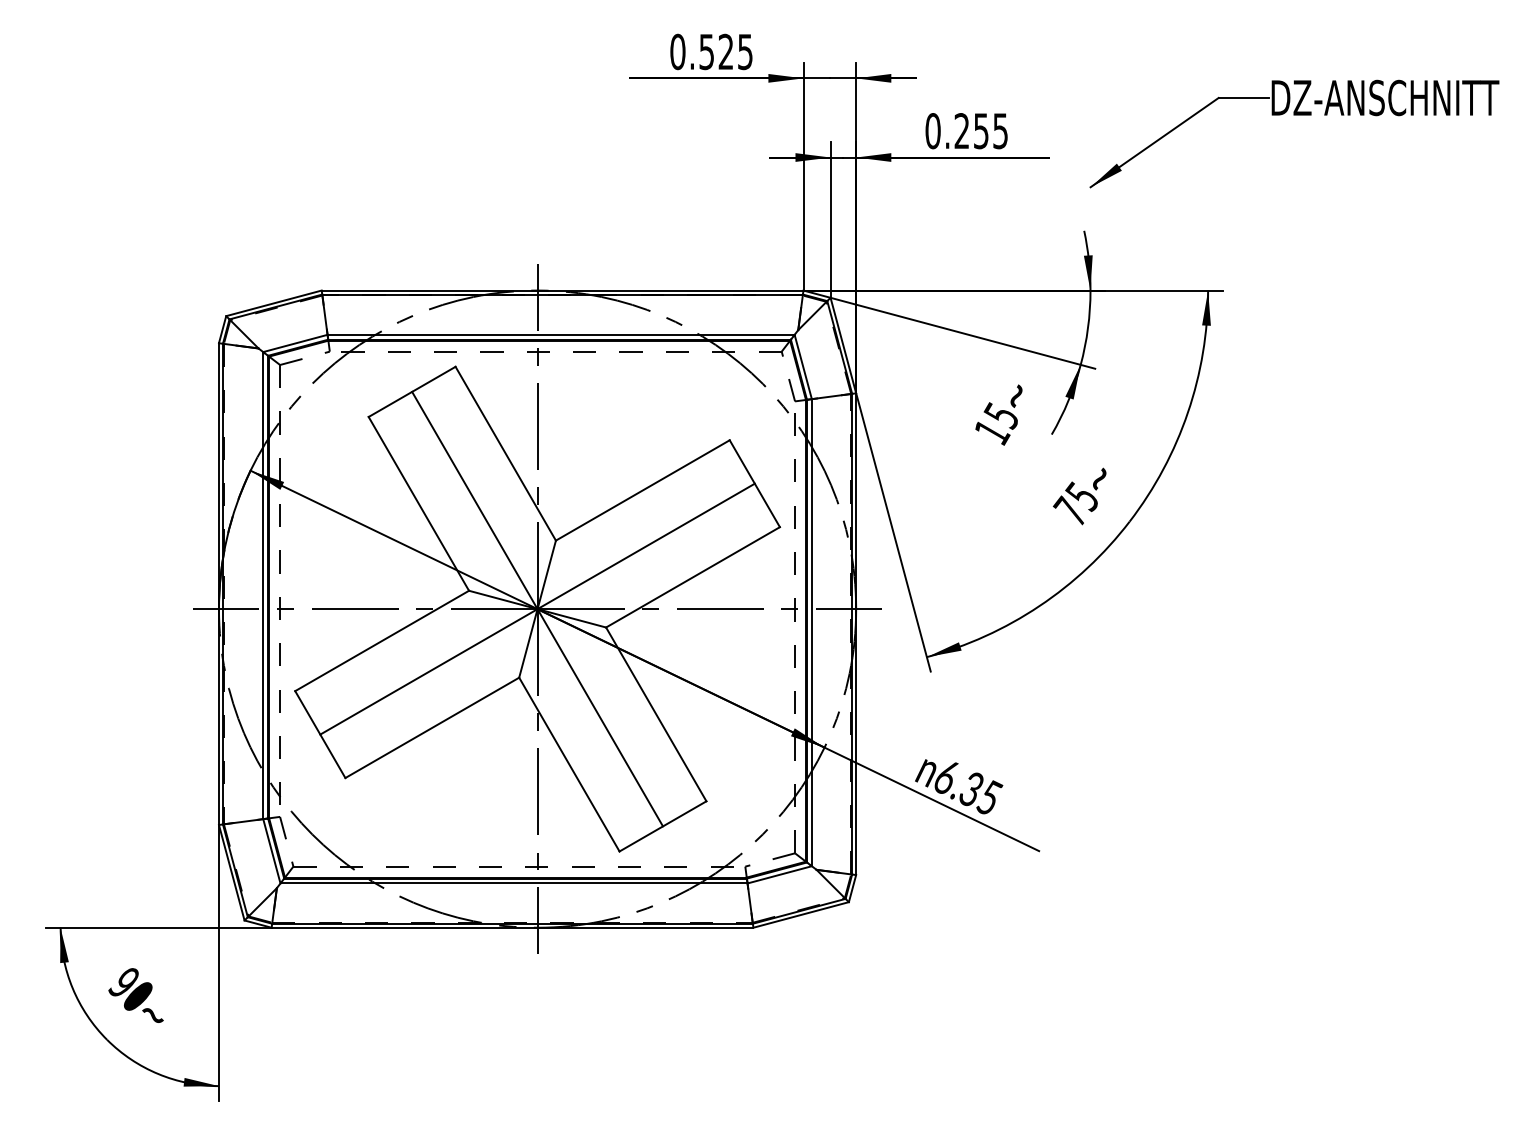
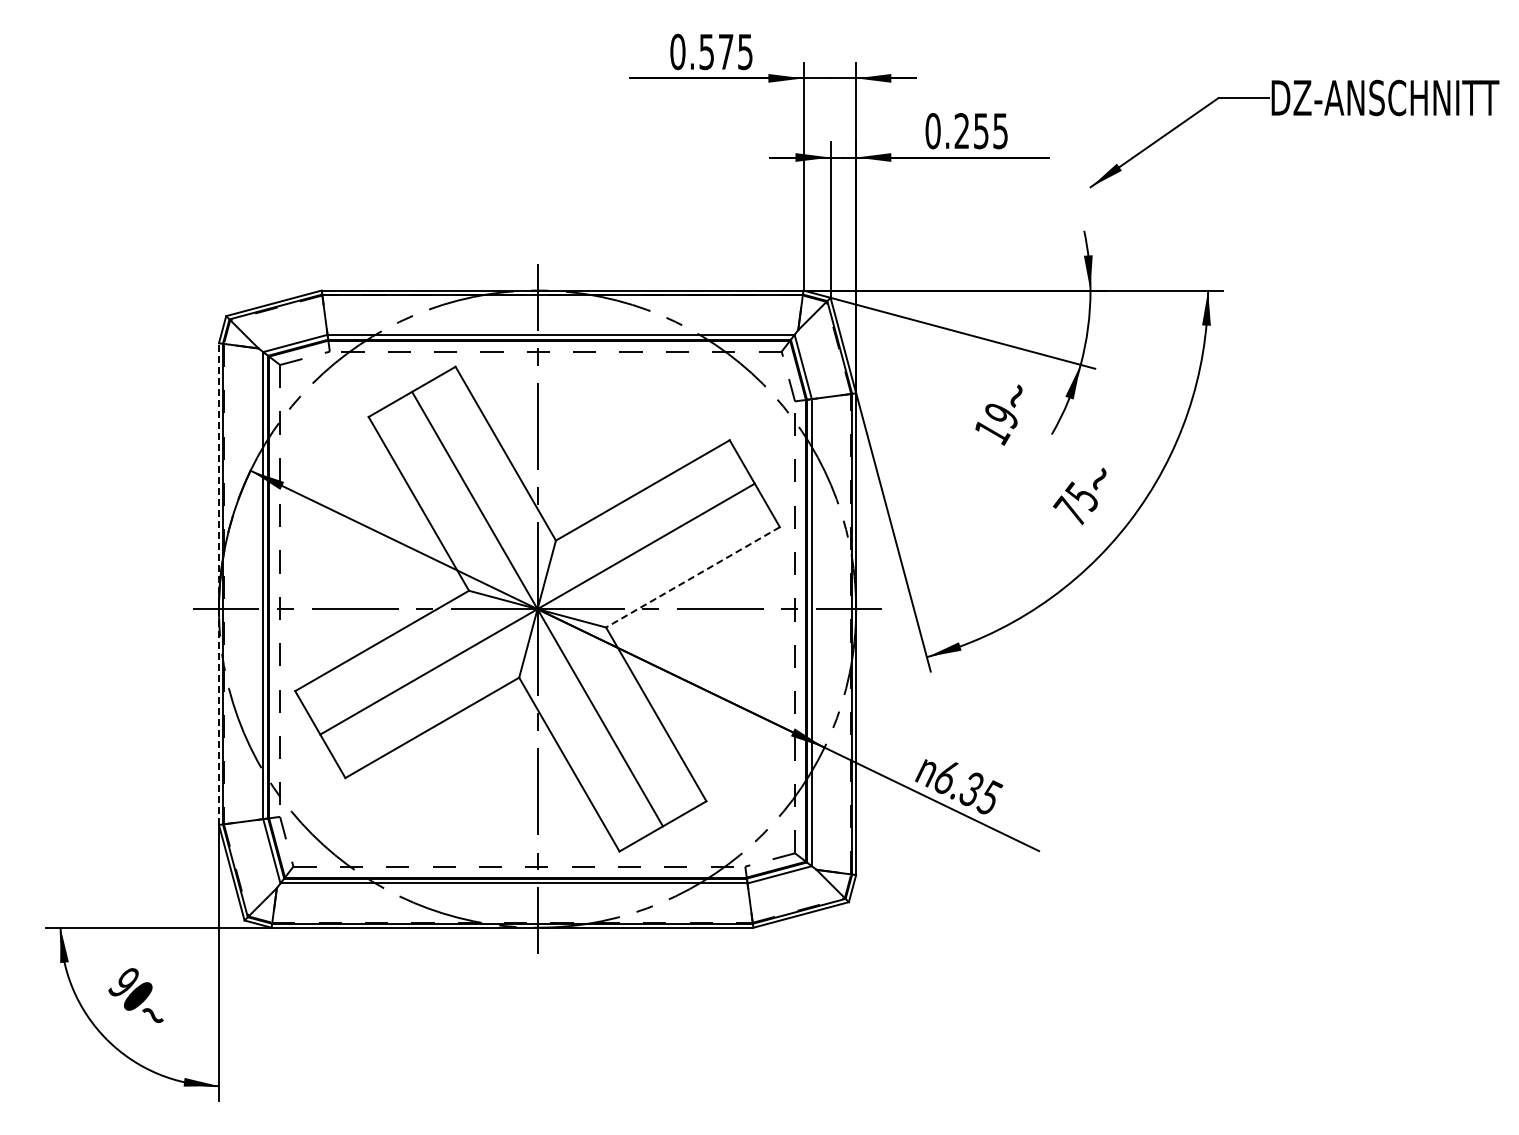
text: 0.525 -> 0.575 (725, 51)
text: 15 -> 19 (1000, 415)
line: solid -> dashed (692, 577)
line: solid -> dashed (218, 584)
